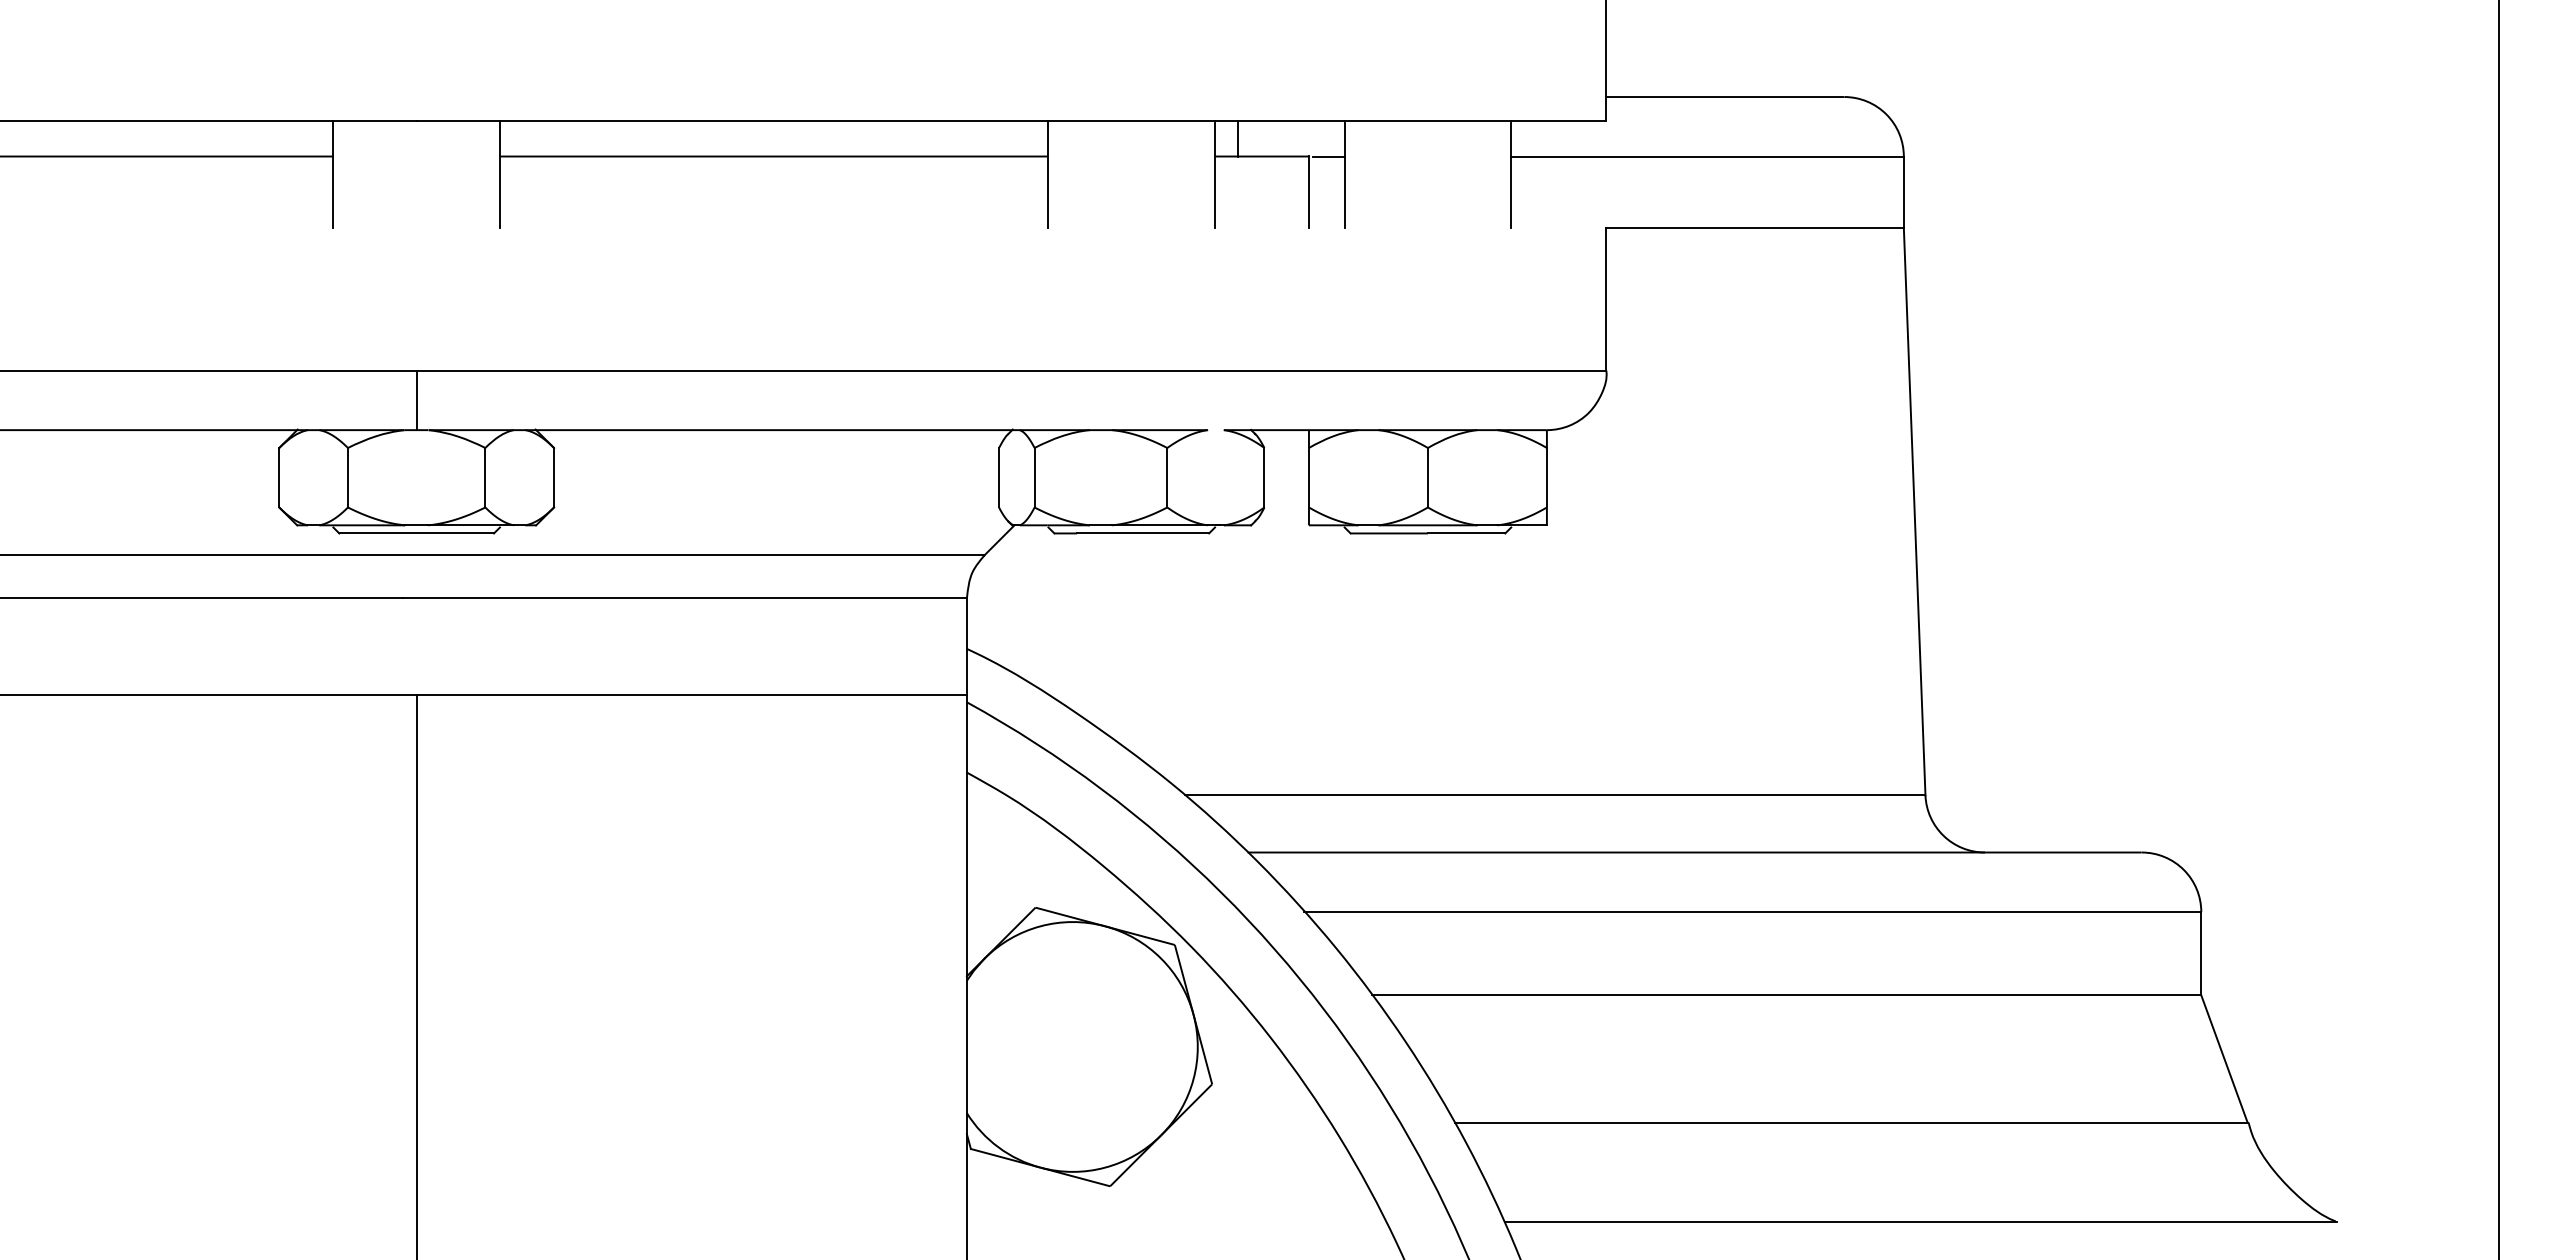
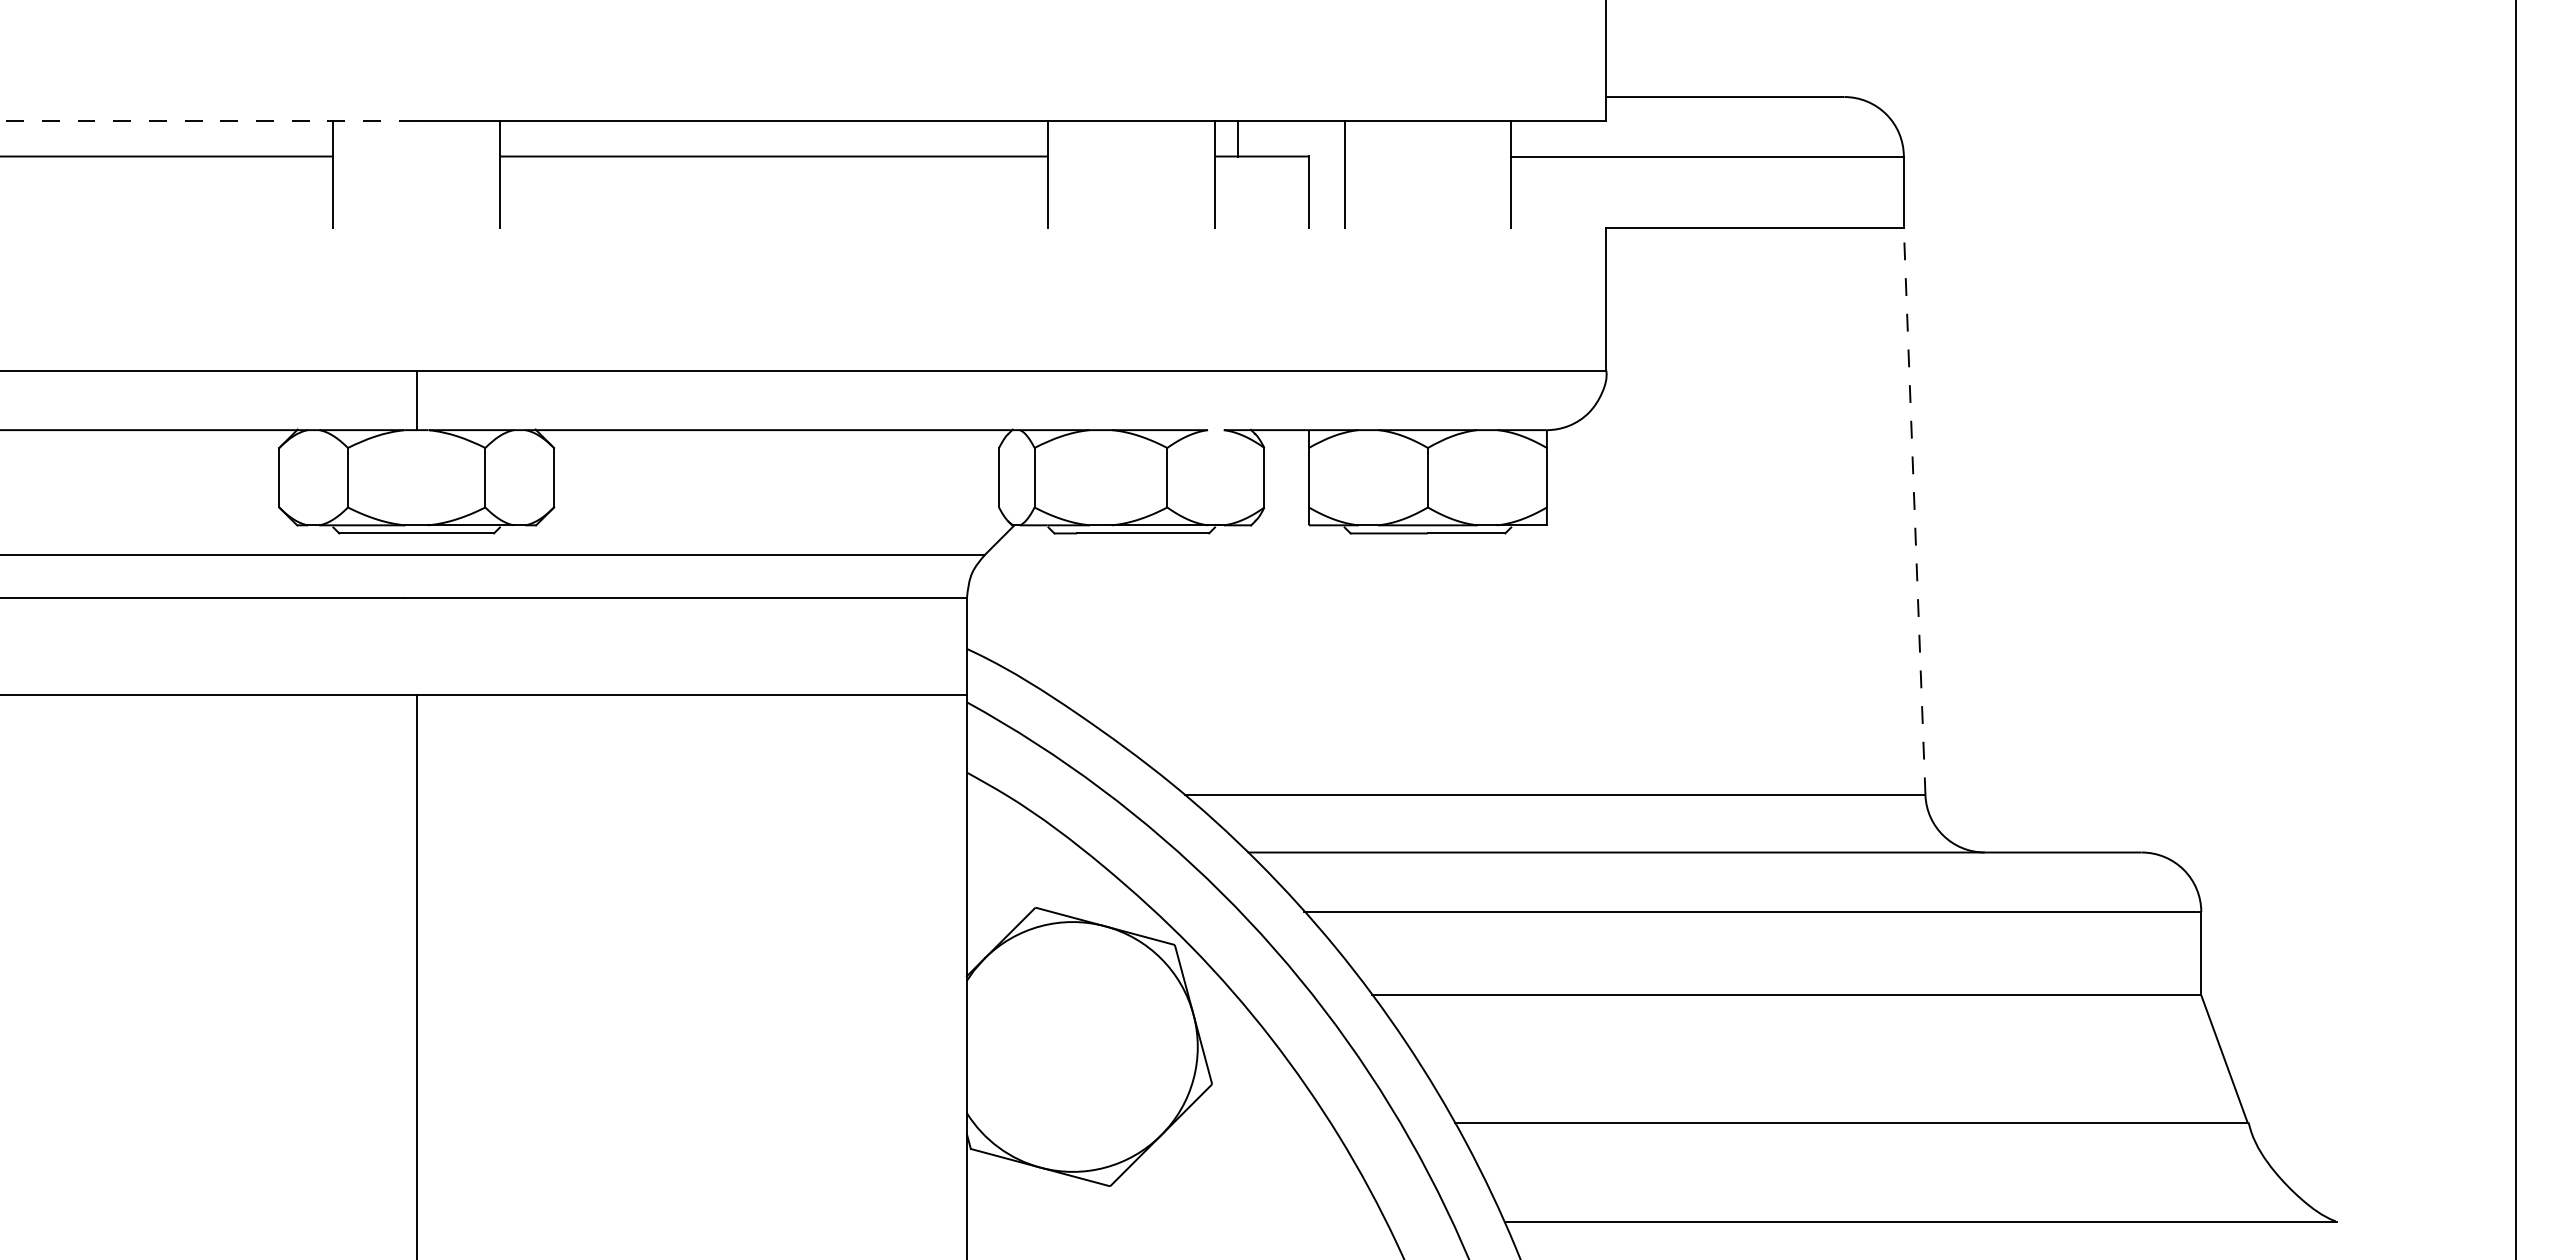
line: solid -> dashed (208, 120)
line: present -> none (1328, 156)
line: solid -> dashed (1914, 511)
line position: (2498, 629) -> (2515, 629) (2515, 629)
